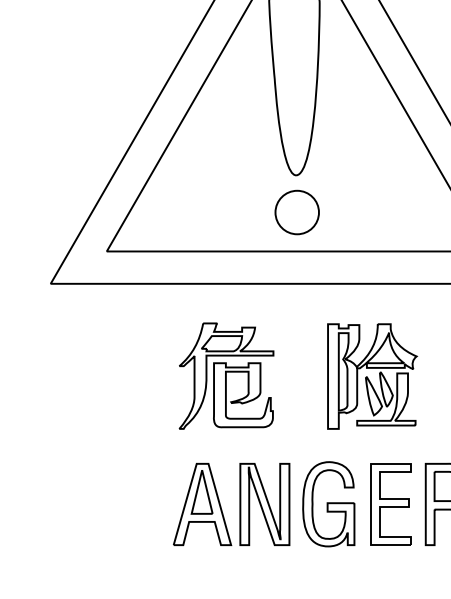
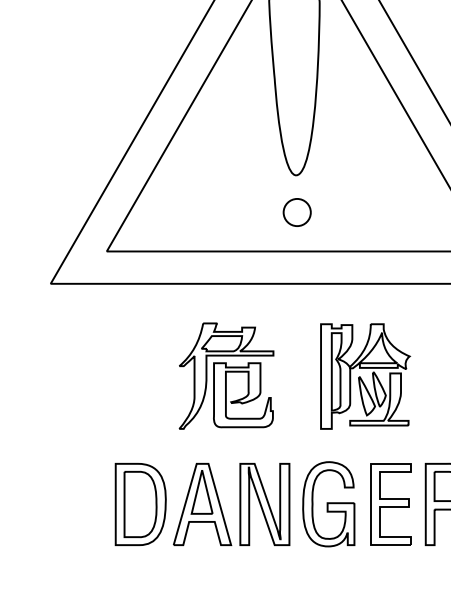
circle diameter: 43 px -> 27 px (296, 212)
part position: (372, 376) -> (365, 376) (365, 376)
part: none -> present (140, 504)
